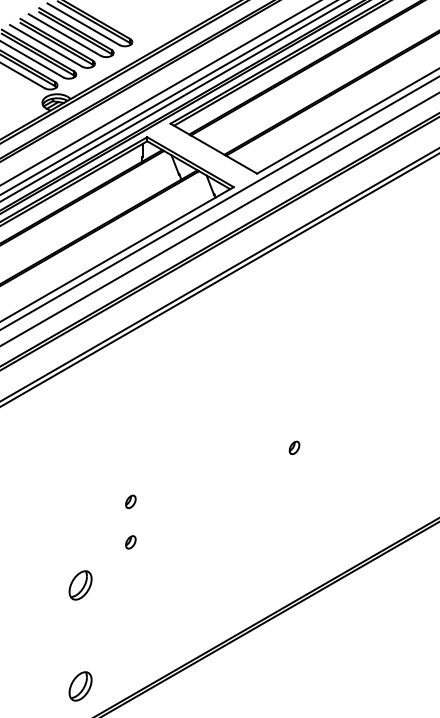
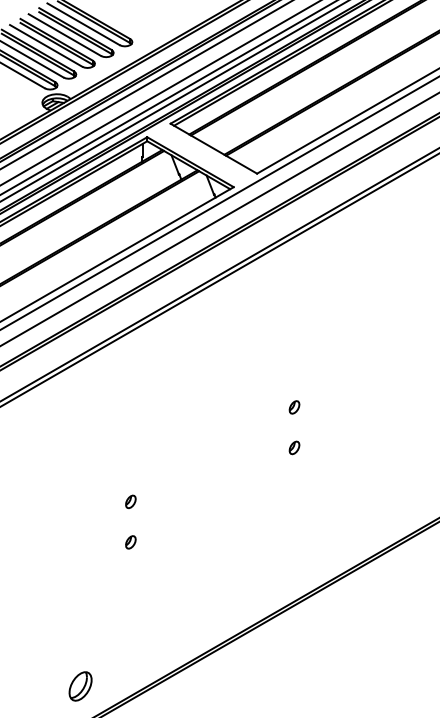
line: none -> present (146, 85)
part: none -> present (294, 407)
part: present -> none (80, 585)
